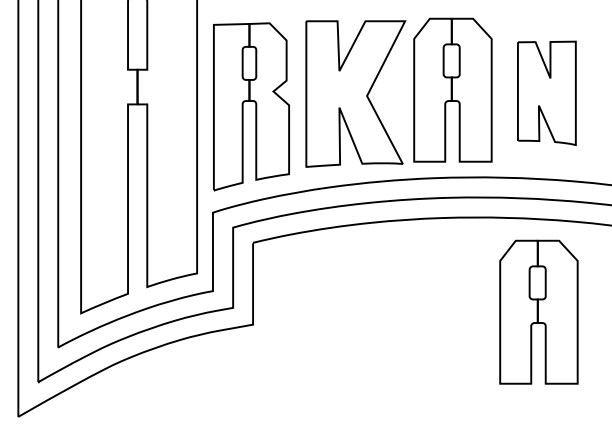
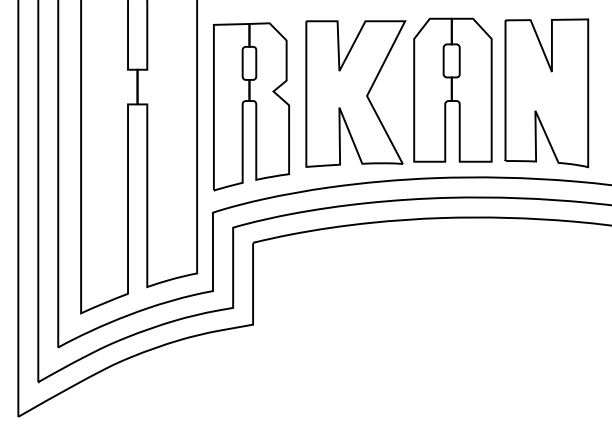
part size: 60x107 px -> 86x151 px (546, 93)
part: present -> none (538, 311)
